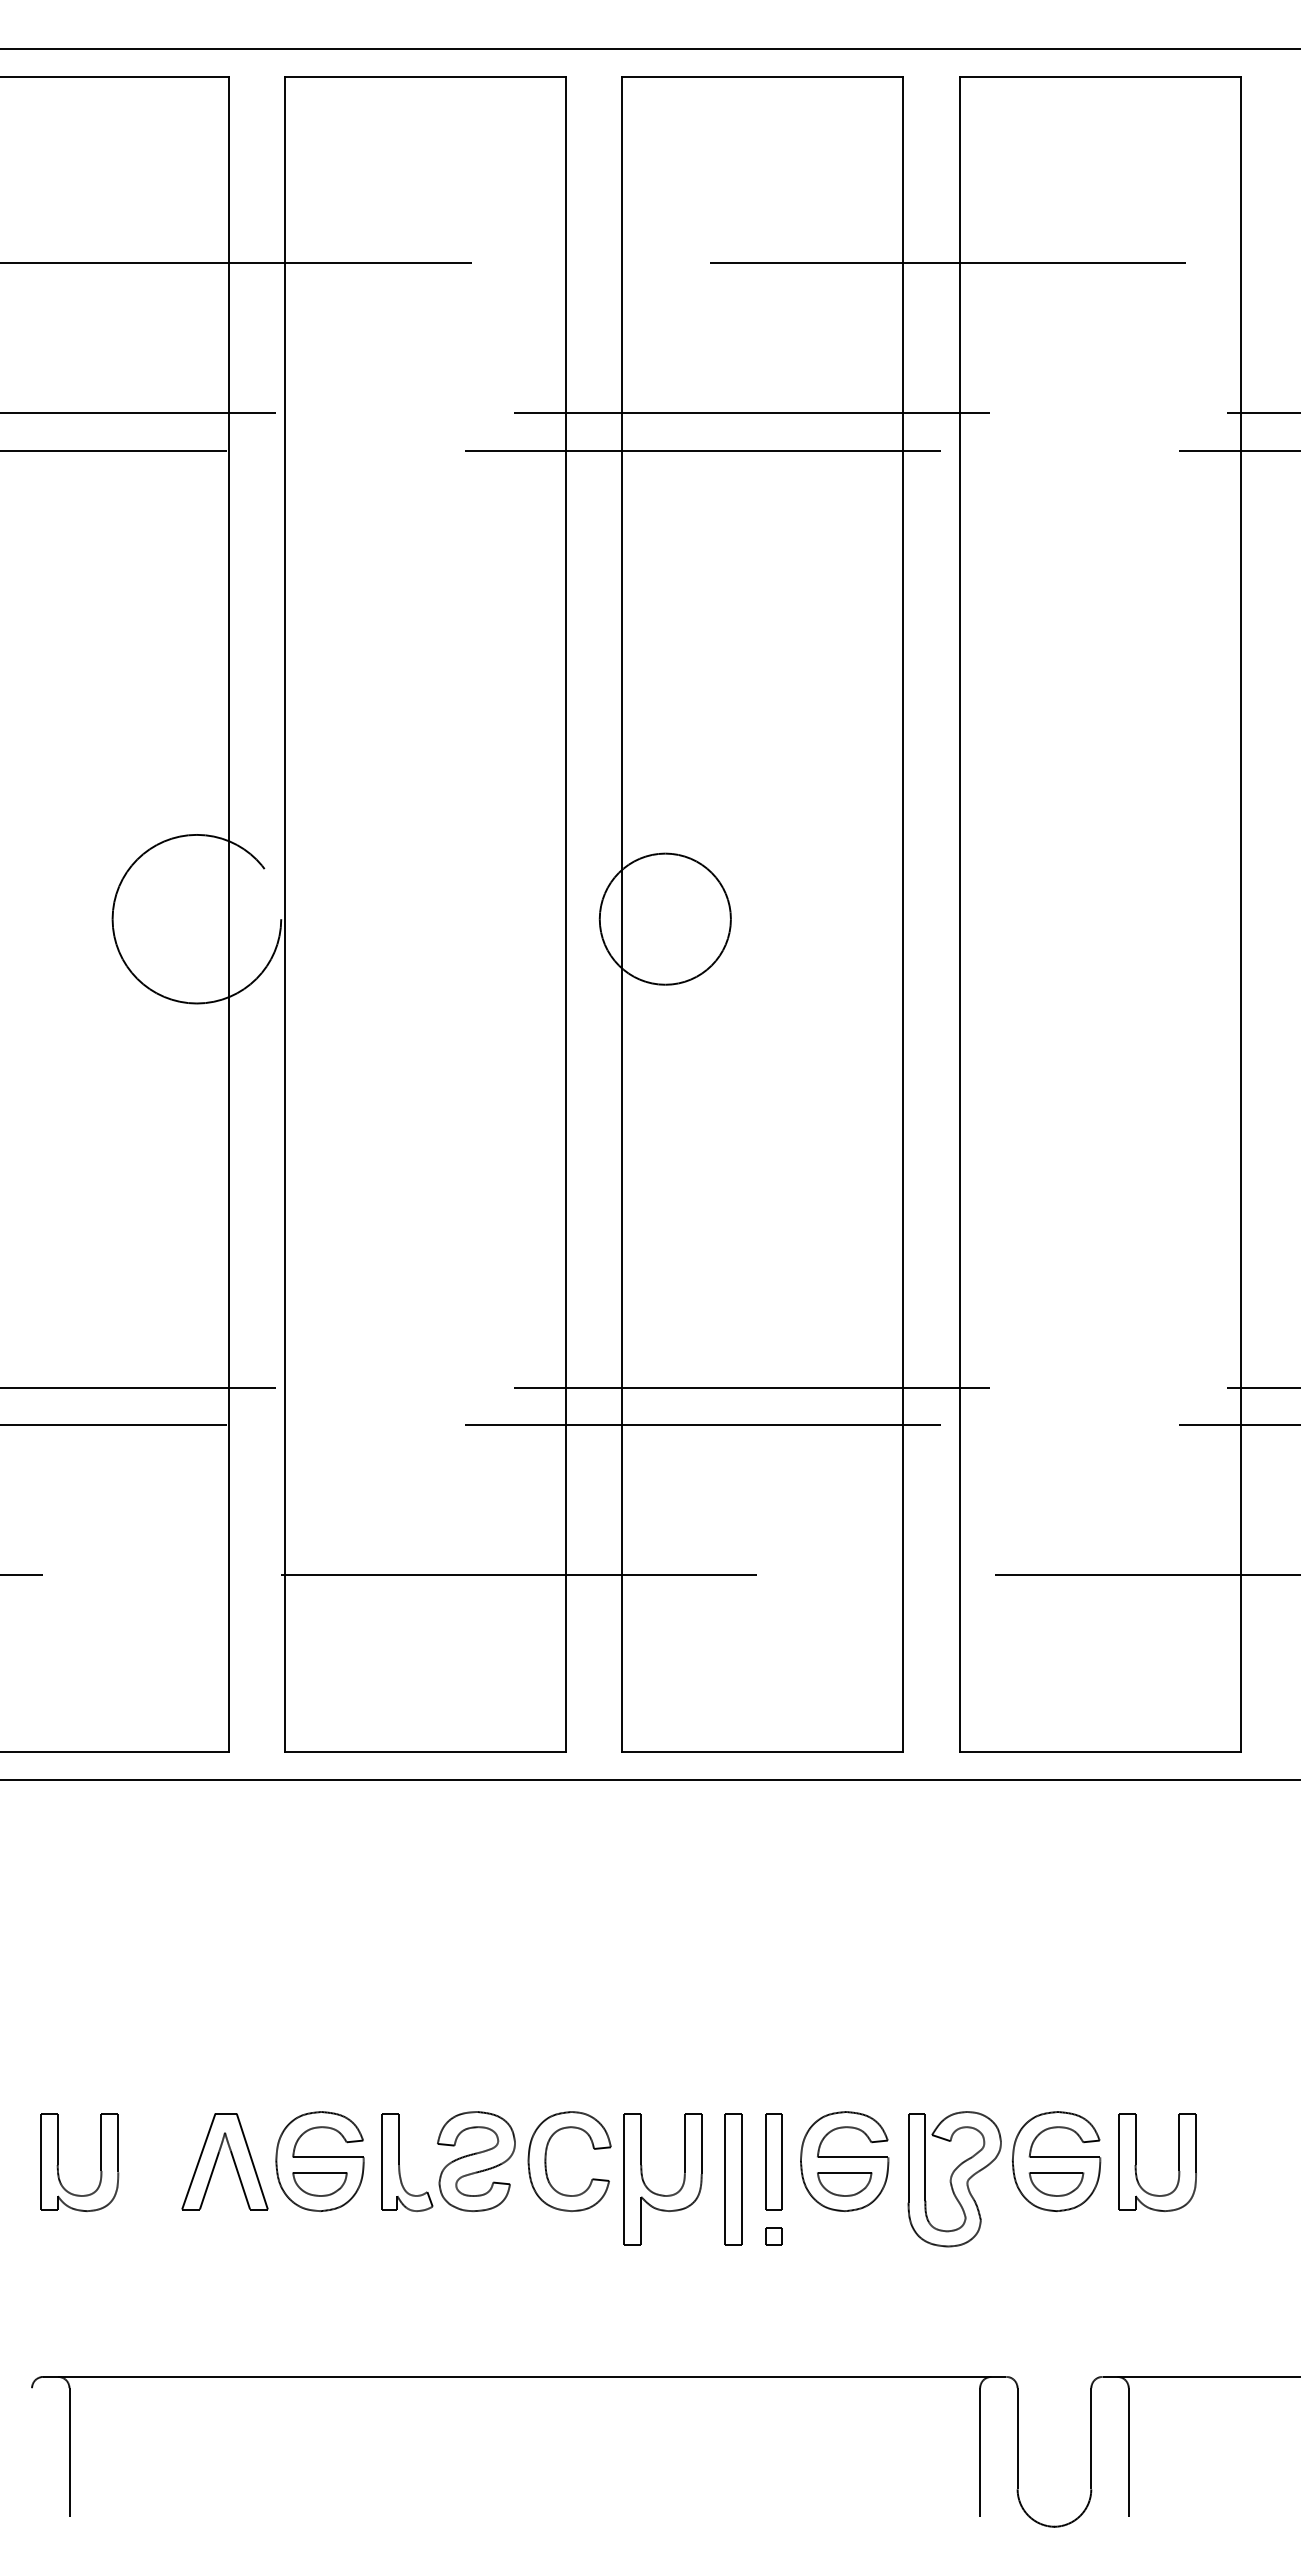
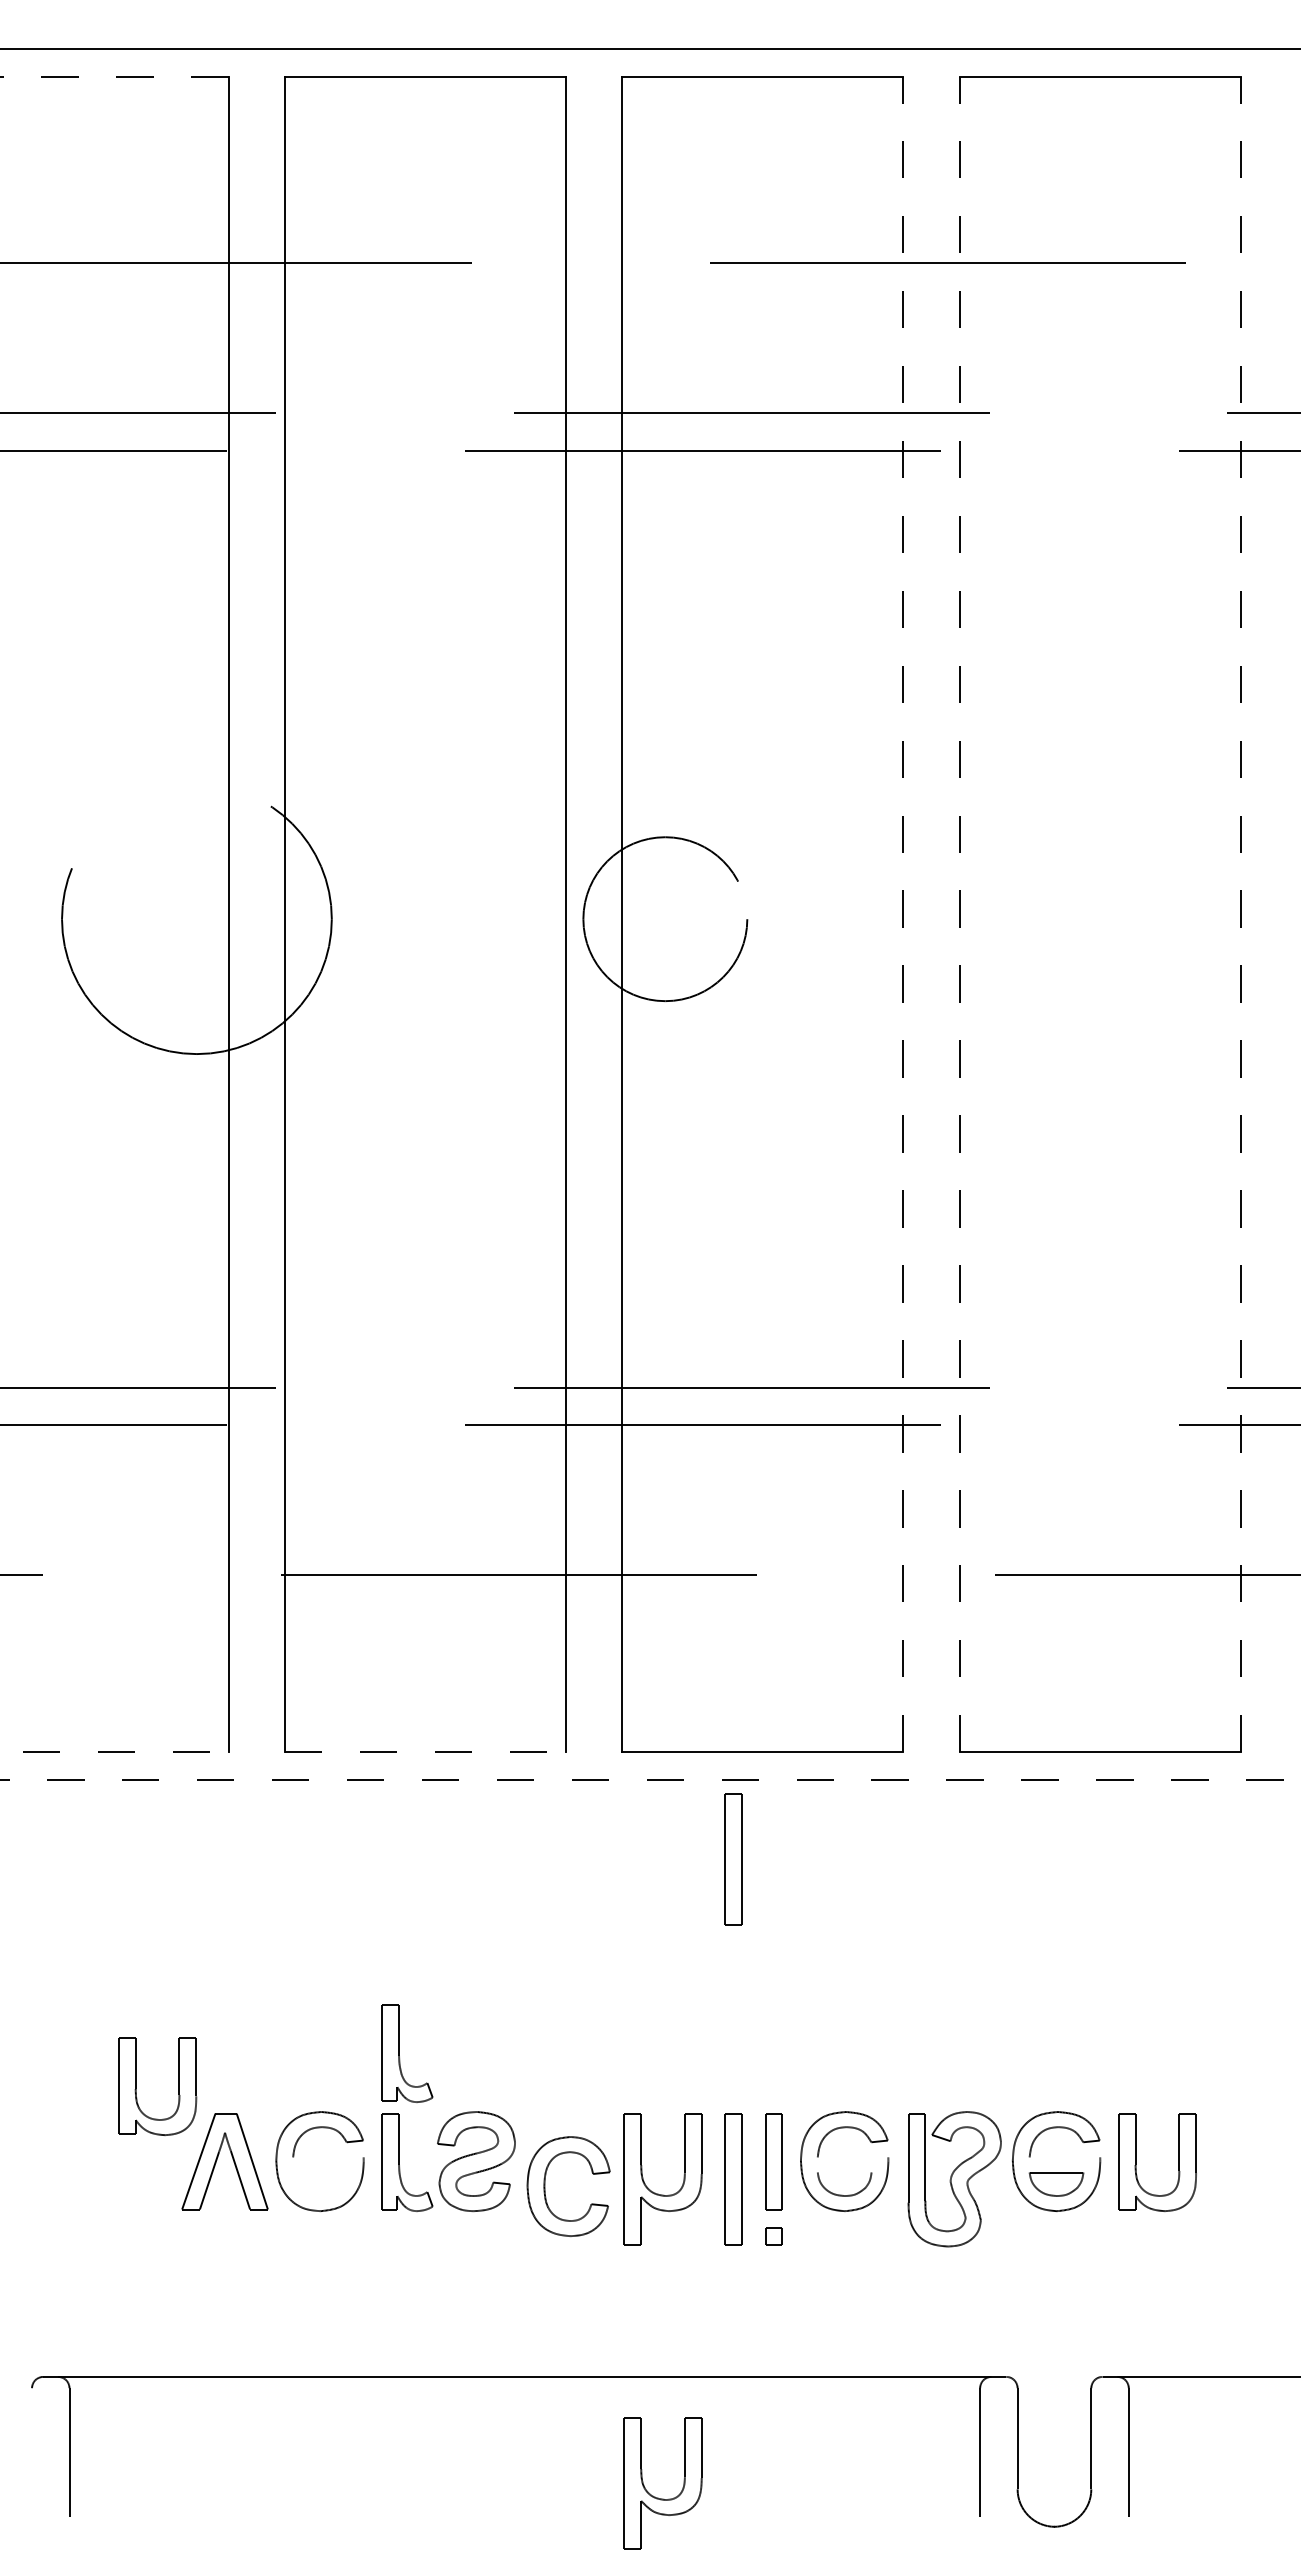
line: solid -> dashed (114, 77)
line: solid -> dashed (903, 914)
line: solid -> dashed (959, 914)
line: solid -> dashed (1240, 914)
circle diameter: 169 px -> 270 px (196, 919)
circle diameter: 131 px -> 164 px (665, 919)
line: solid -> dashed (115, 1752)
line: solid -> dashed (425, 1752)
line: solid -> dashed (650, 1780)
part: none -> present (733, 1859)
part: none -> present (399, 2053)
line: present -> none (328, 2157)
line: present -> none (852, 2157)
line: present -> none (1064, 2157)
part position: (546, 2161) -> (545, 2186) (545, 2186)
part position: (58, 2162) -> (136, 2086) (136, 2086)
line: present -> none (844, 2172)
part: present -> none (319, 2184)
part: none -> present (658, 2497)
